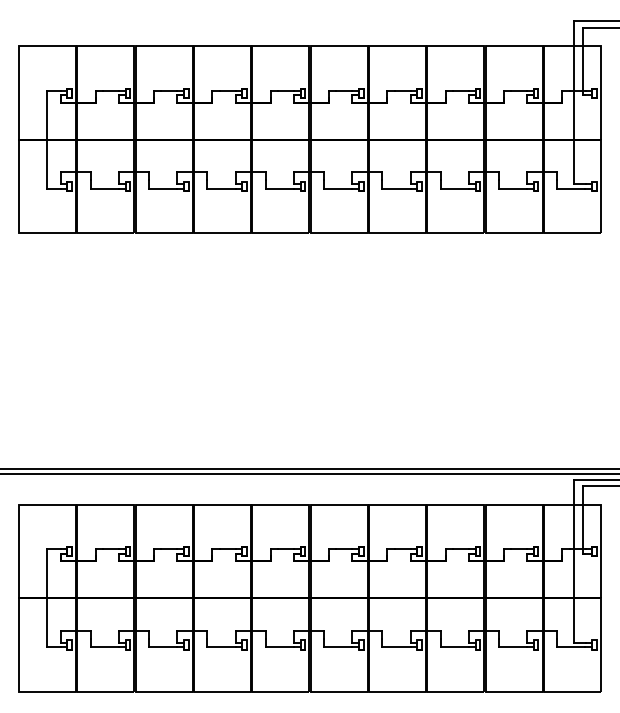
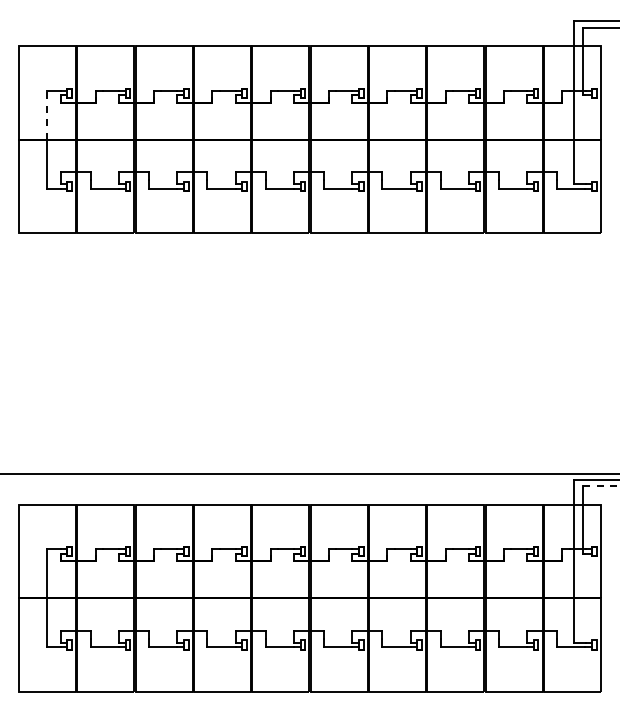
line: solid -> dashed (47, 115)
line: present -> none (309, 469)
line: solid -> dashed (601, 485)
